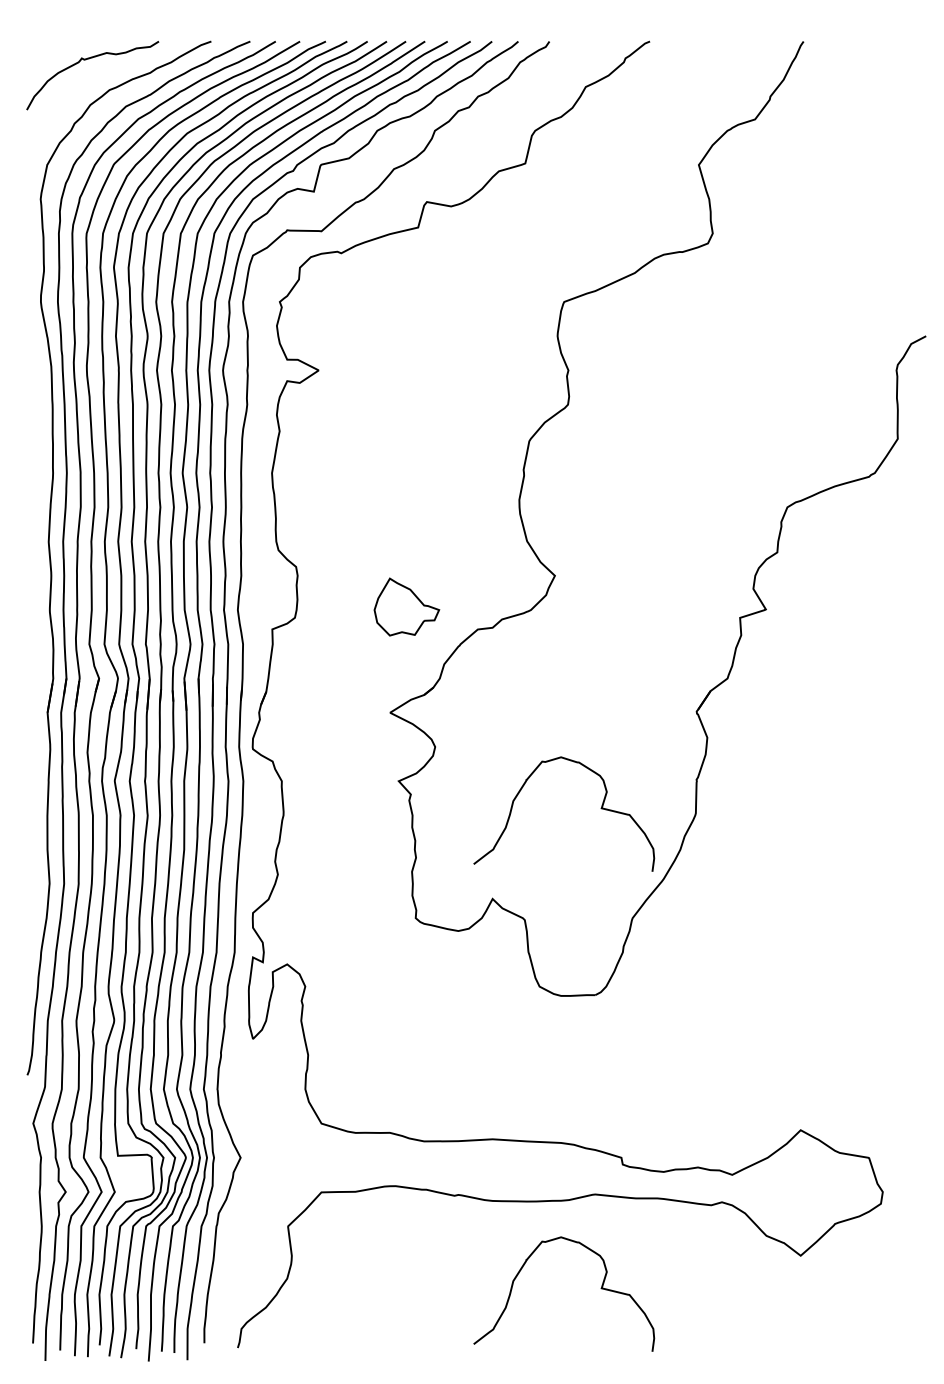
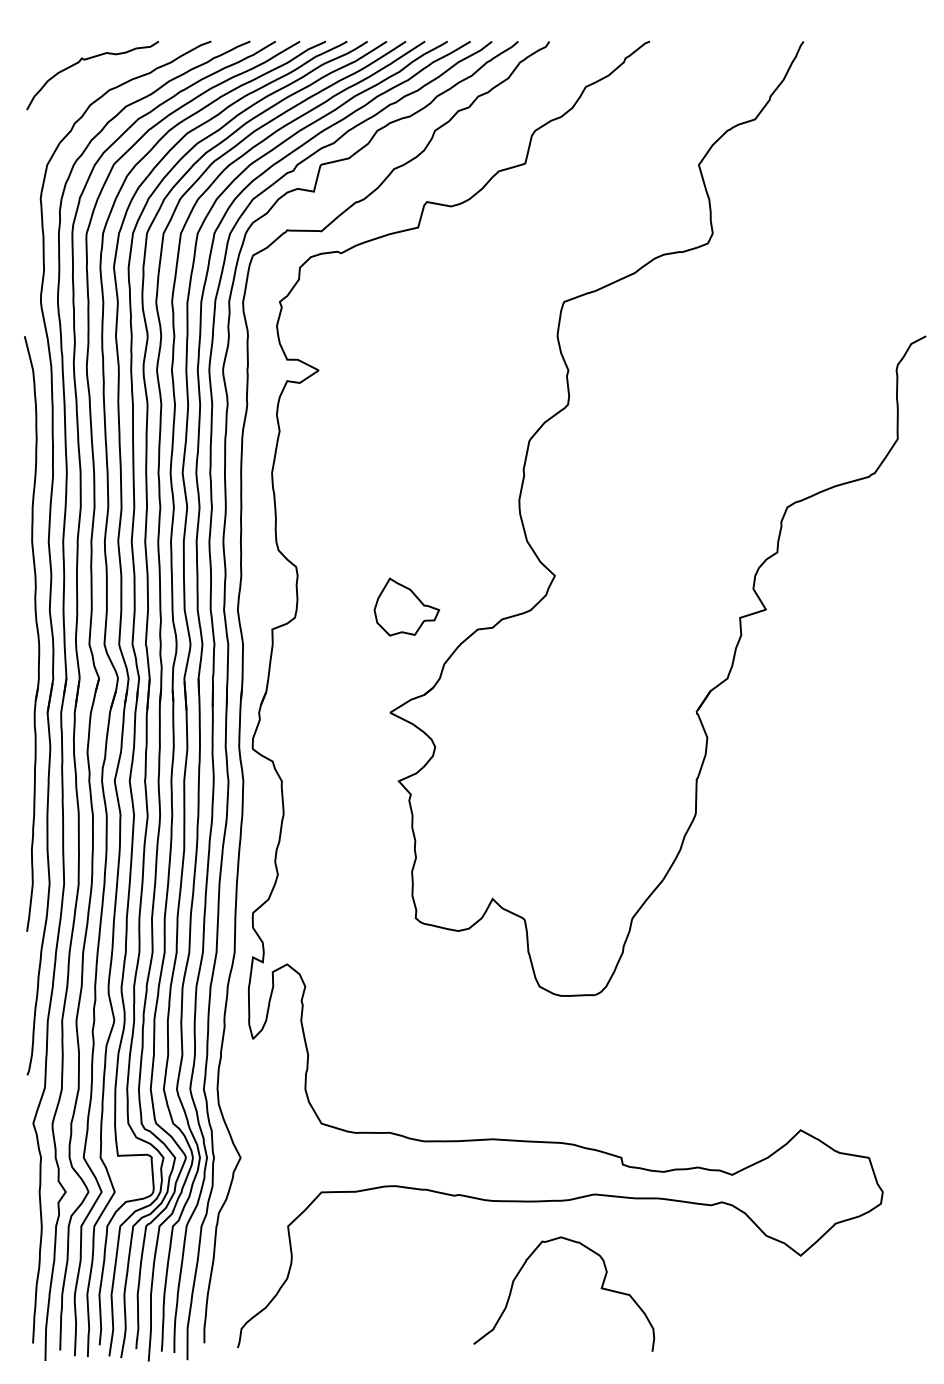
part: none -> present (32, 633)
curve: present -> none (600, 808)
